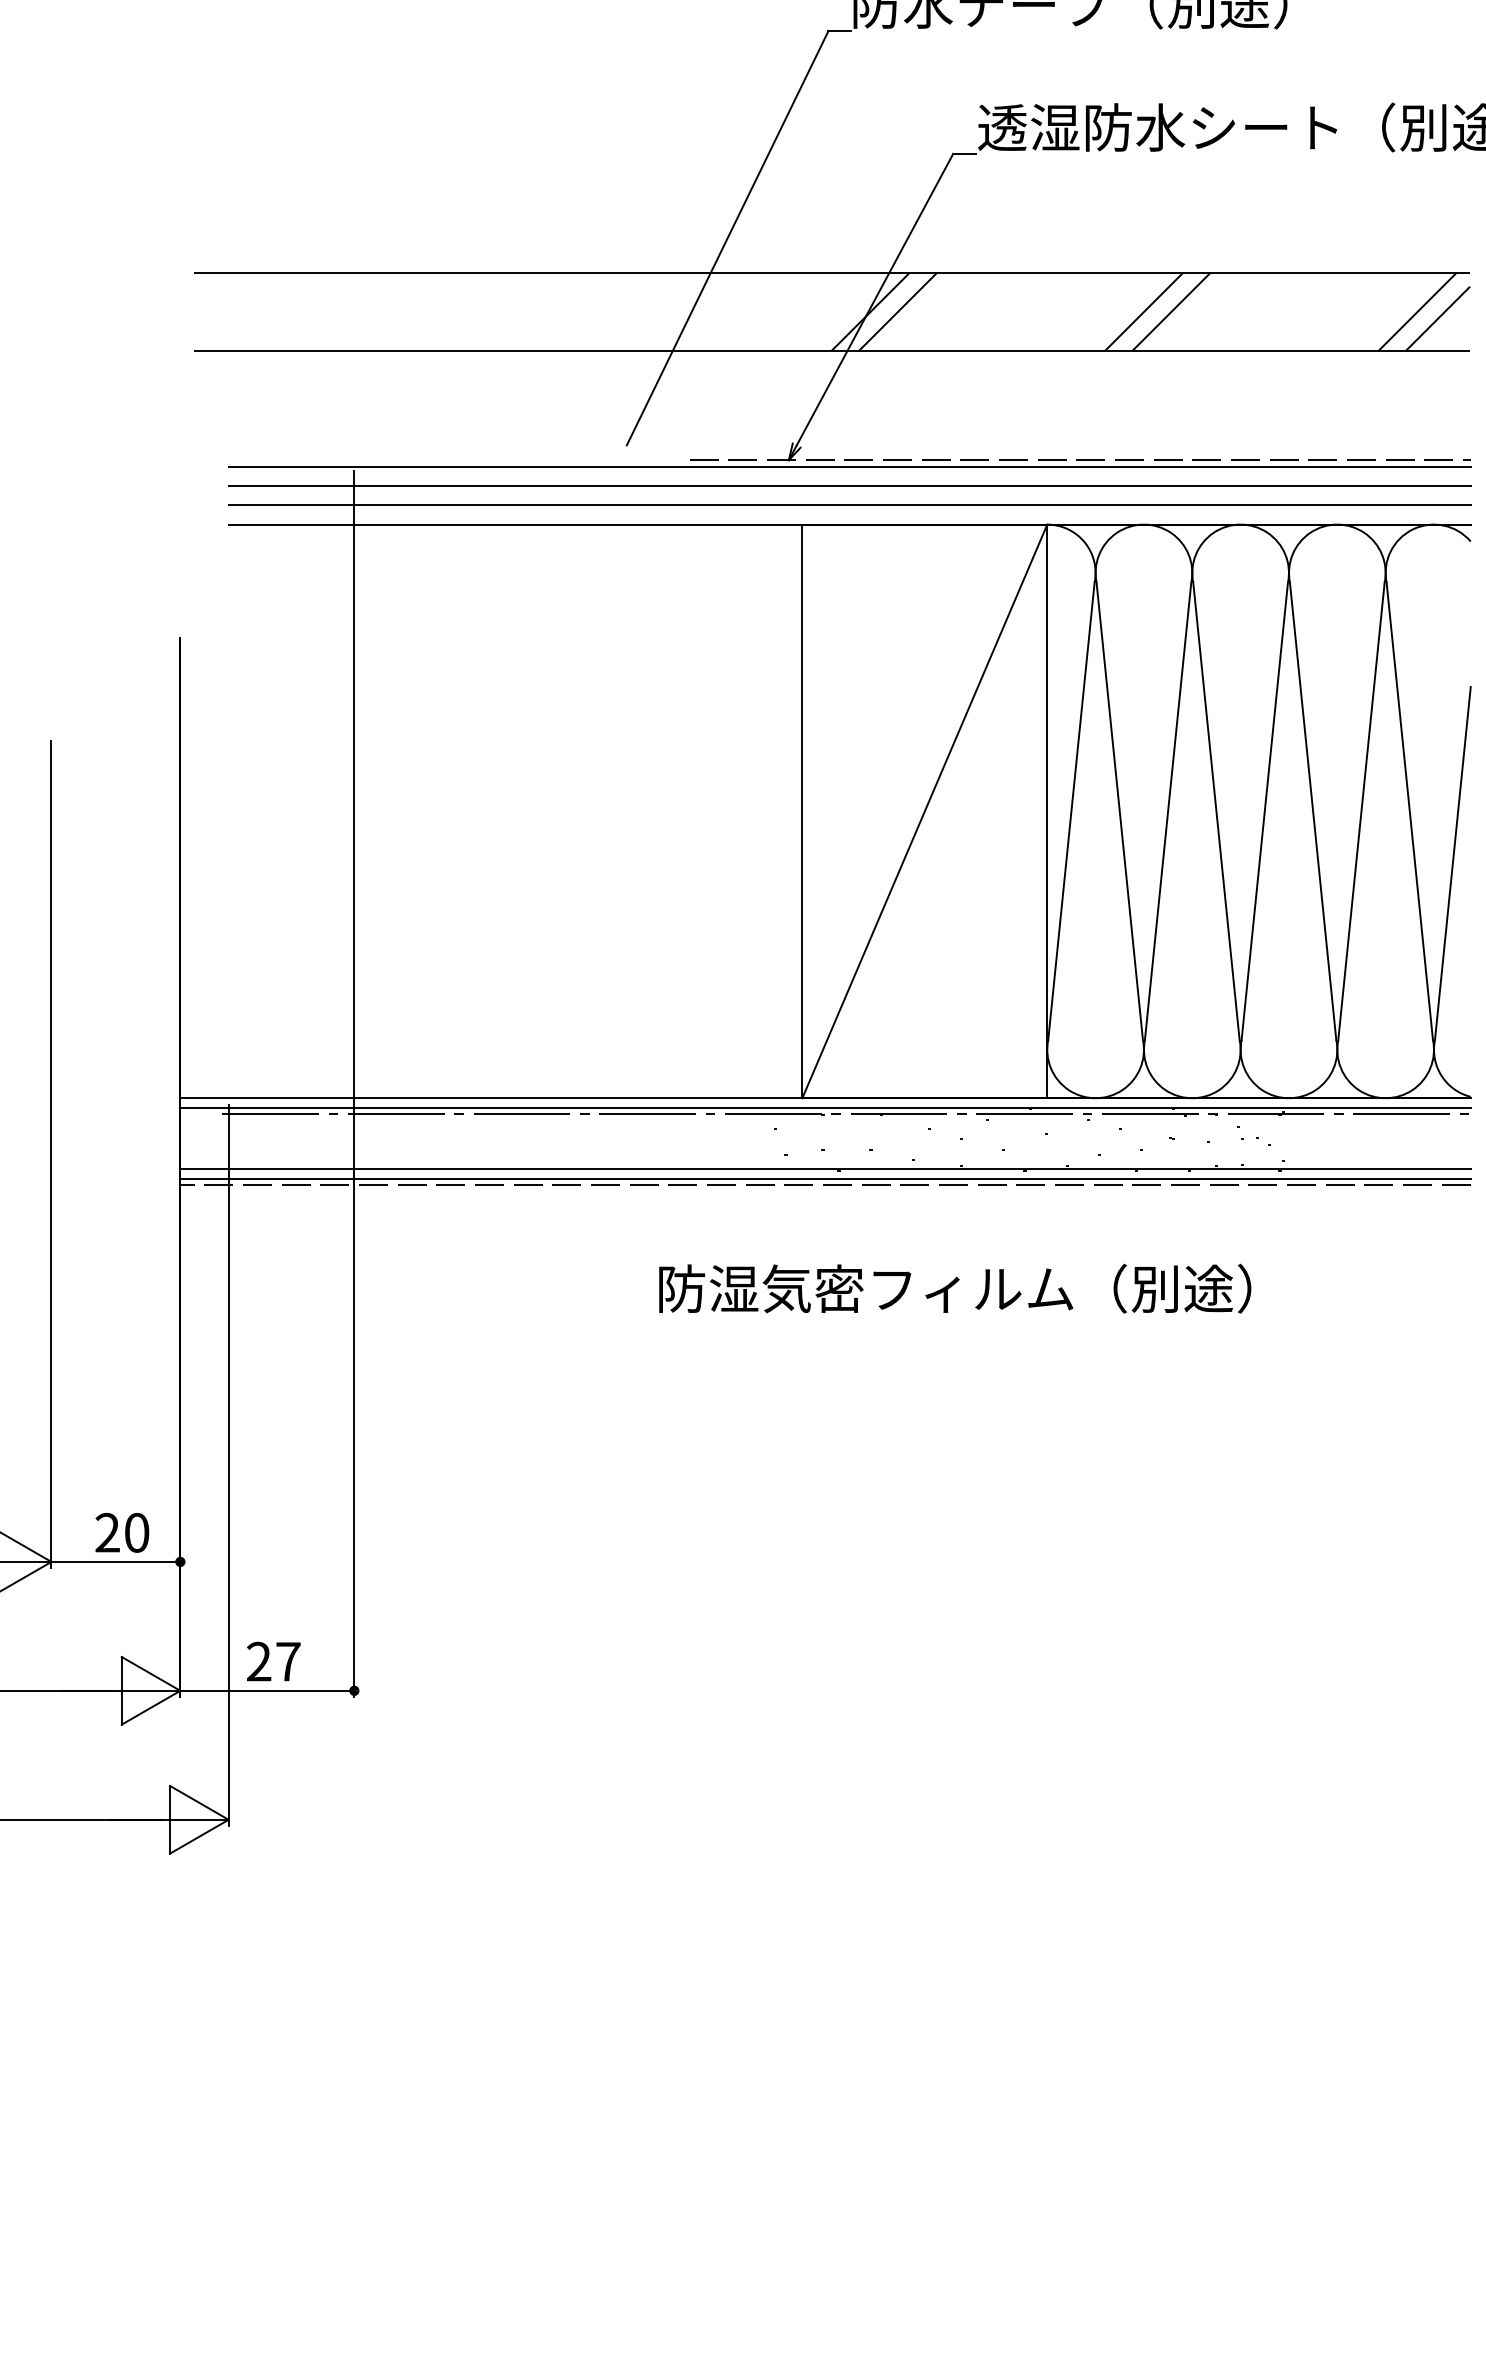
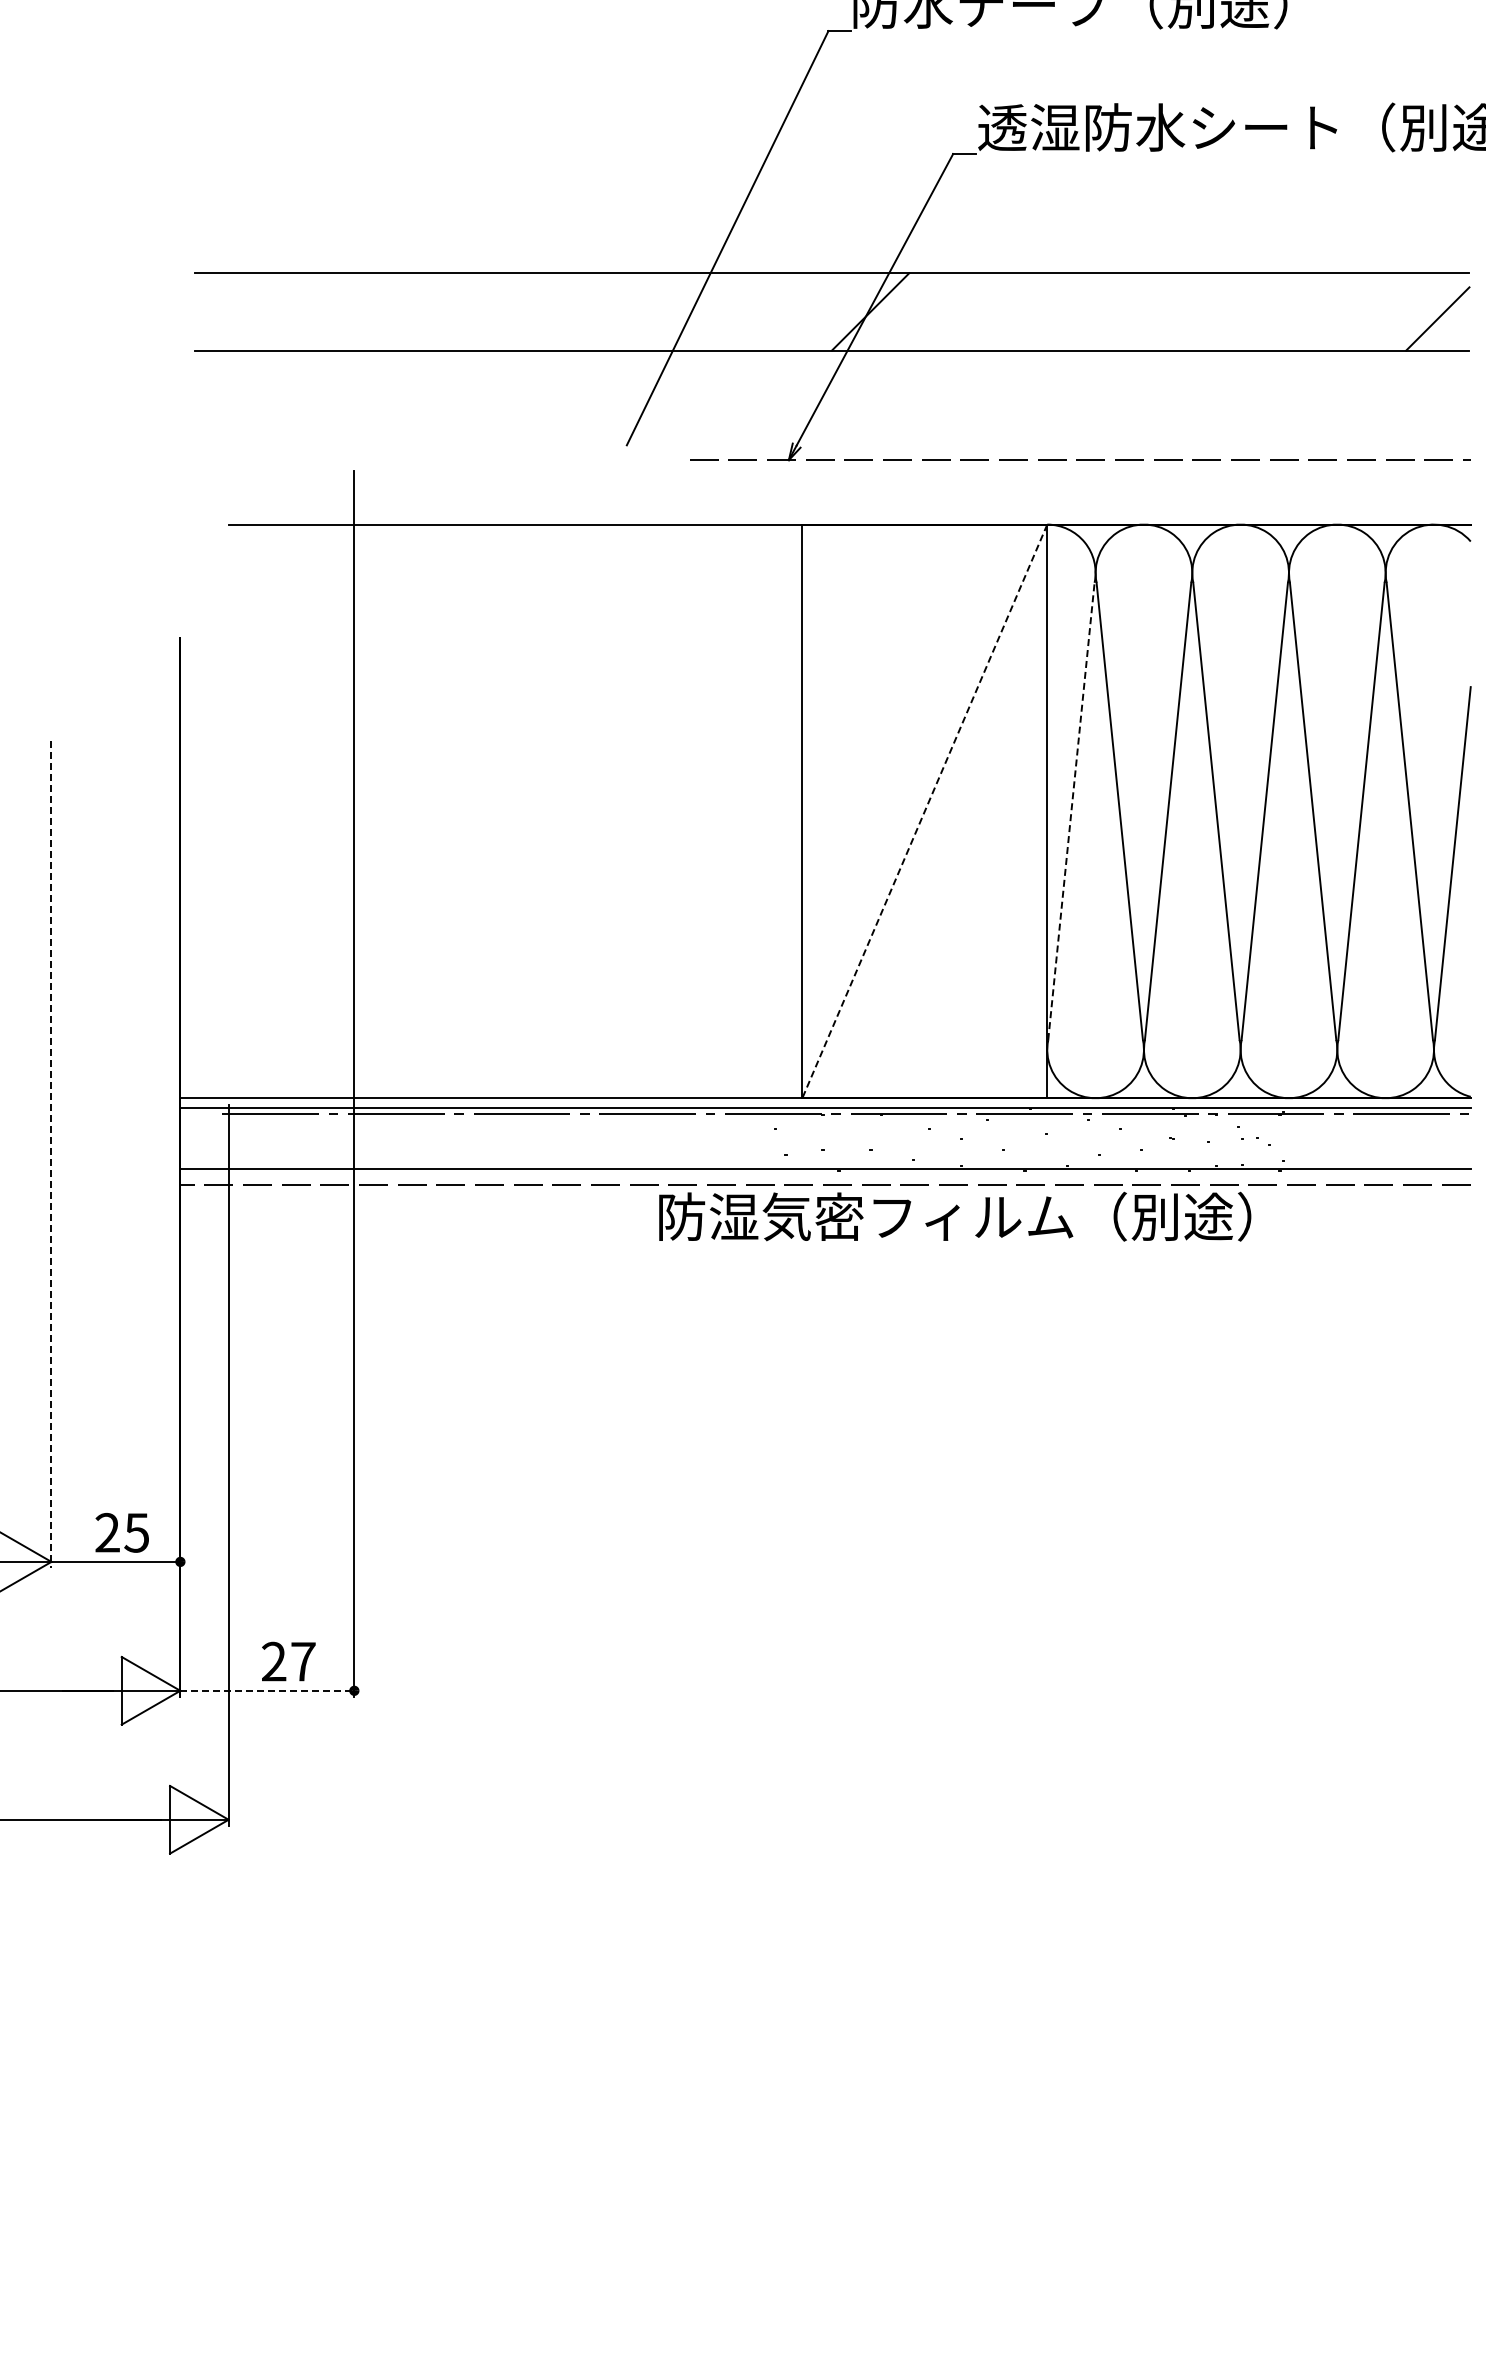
line: present -> none (897, 311)
line: present -> none (1143, 311)
line: present -> none (1171, 311)
line: present -> none (1417, 311)
line: present -> none (849, 466)
line: present -> none (849, 485)
line: present -> none (849, 505)
line: solid -> dashed (924, 811)
line: solid -> dashed (1071, 811)
line: solid -> dashed (51, 1154)
line: present -> none (825, 1178)
text position: (955, 1288) -> (955, 1216) (955, 1216)
text: 20 -> 25 (136, 1532)
text position: (273, 1661) -> (288, 1661) (288, 1661)
line: solid -> dashed (267, 1690)
